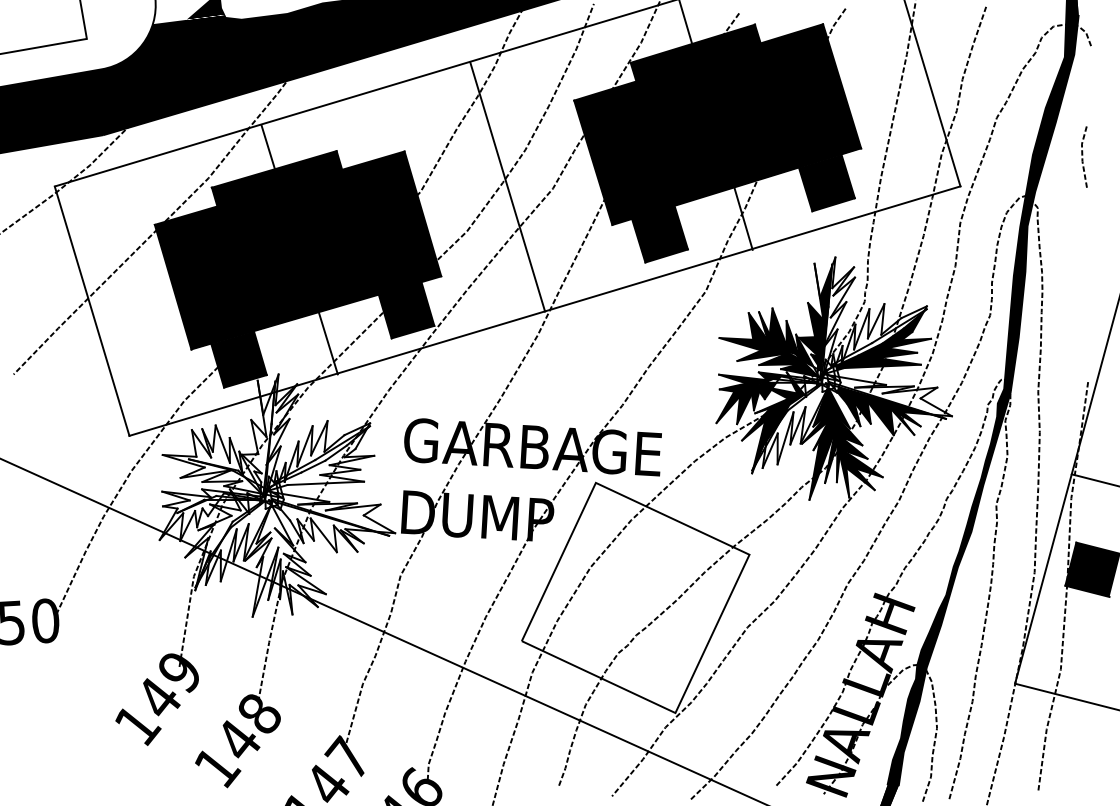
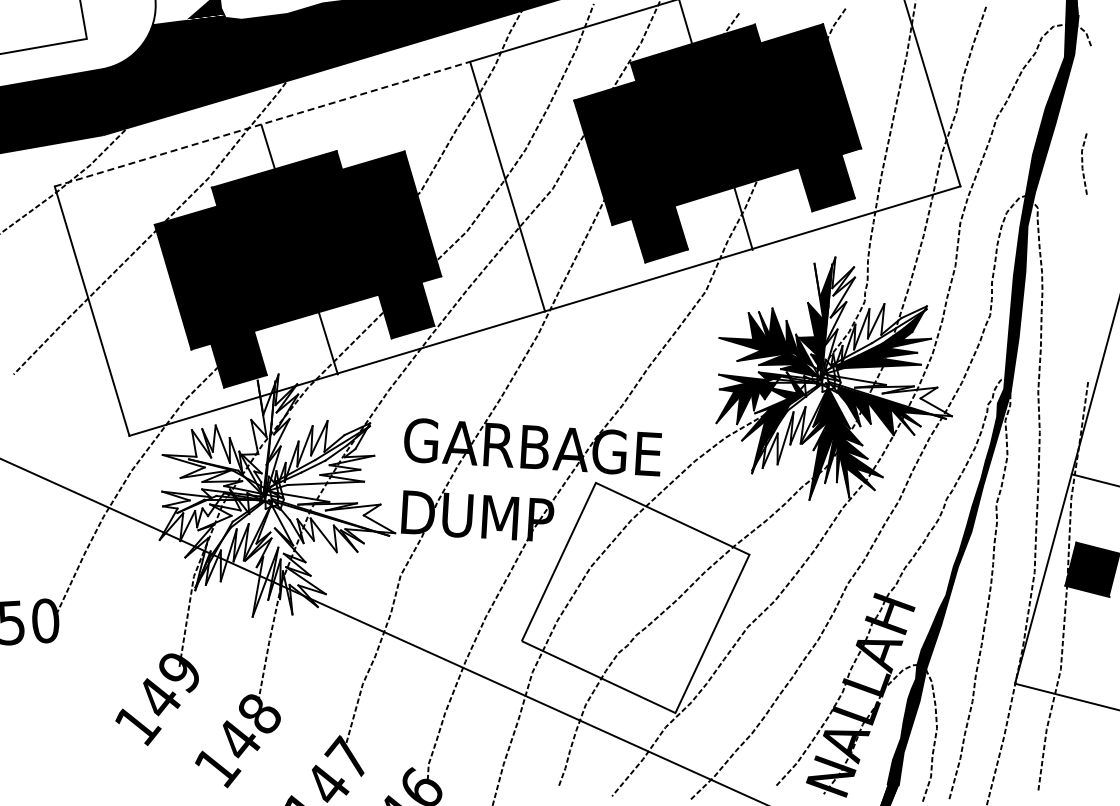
line: solid -> dashed (262, 124)
line position: (1083, 155) -> (1083, 162) (1083, 162)
